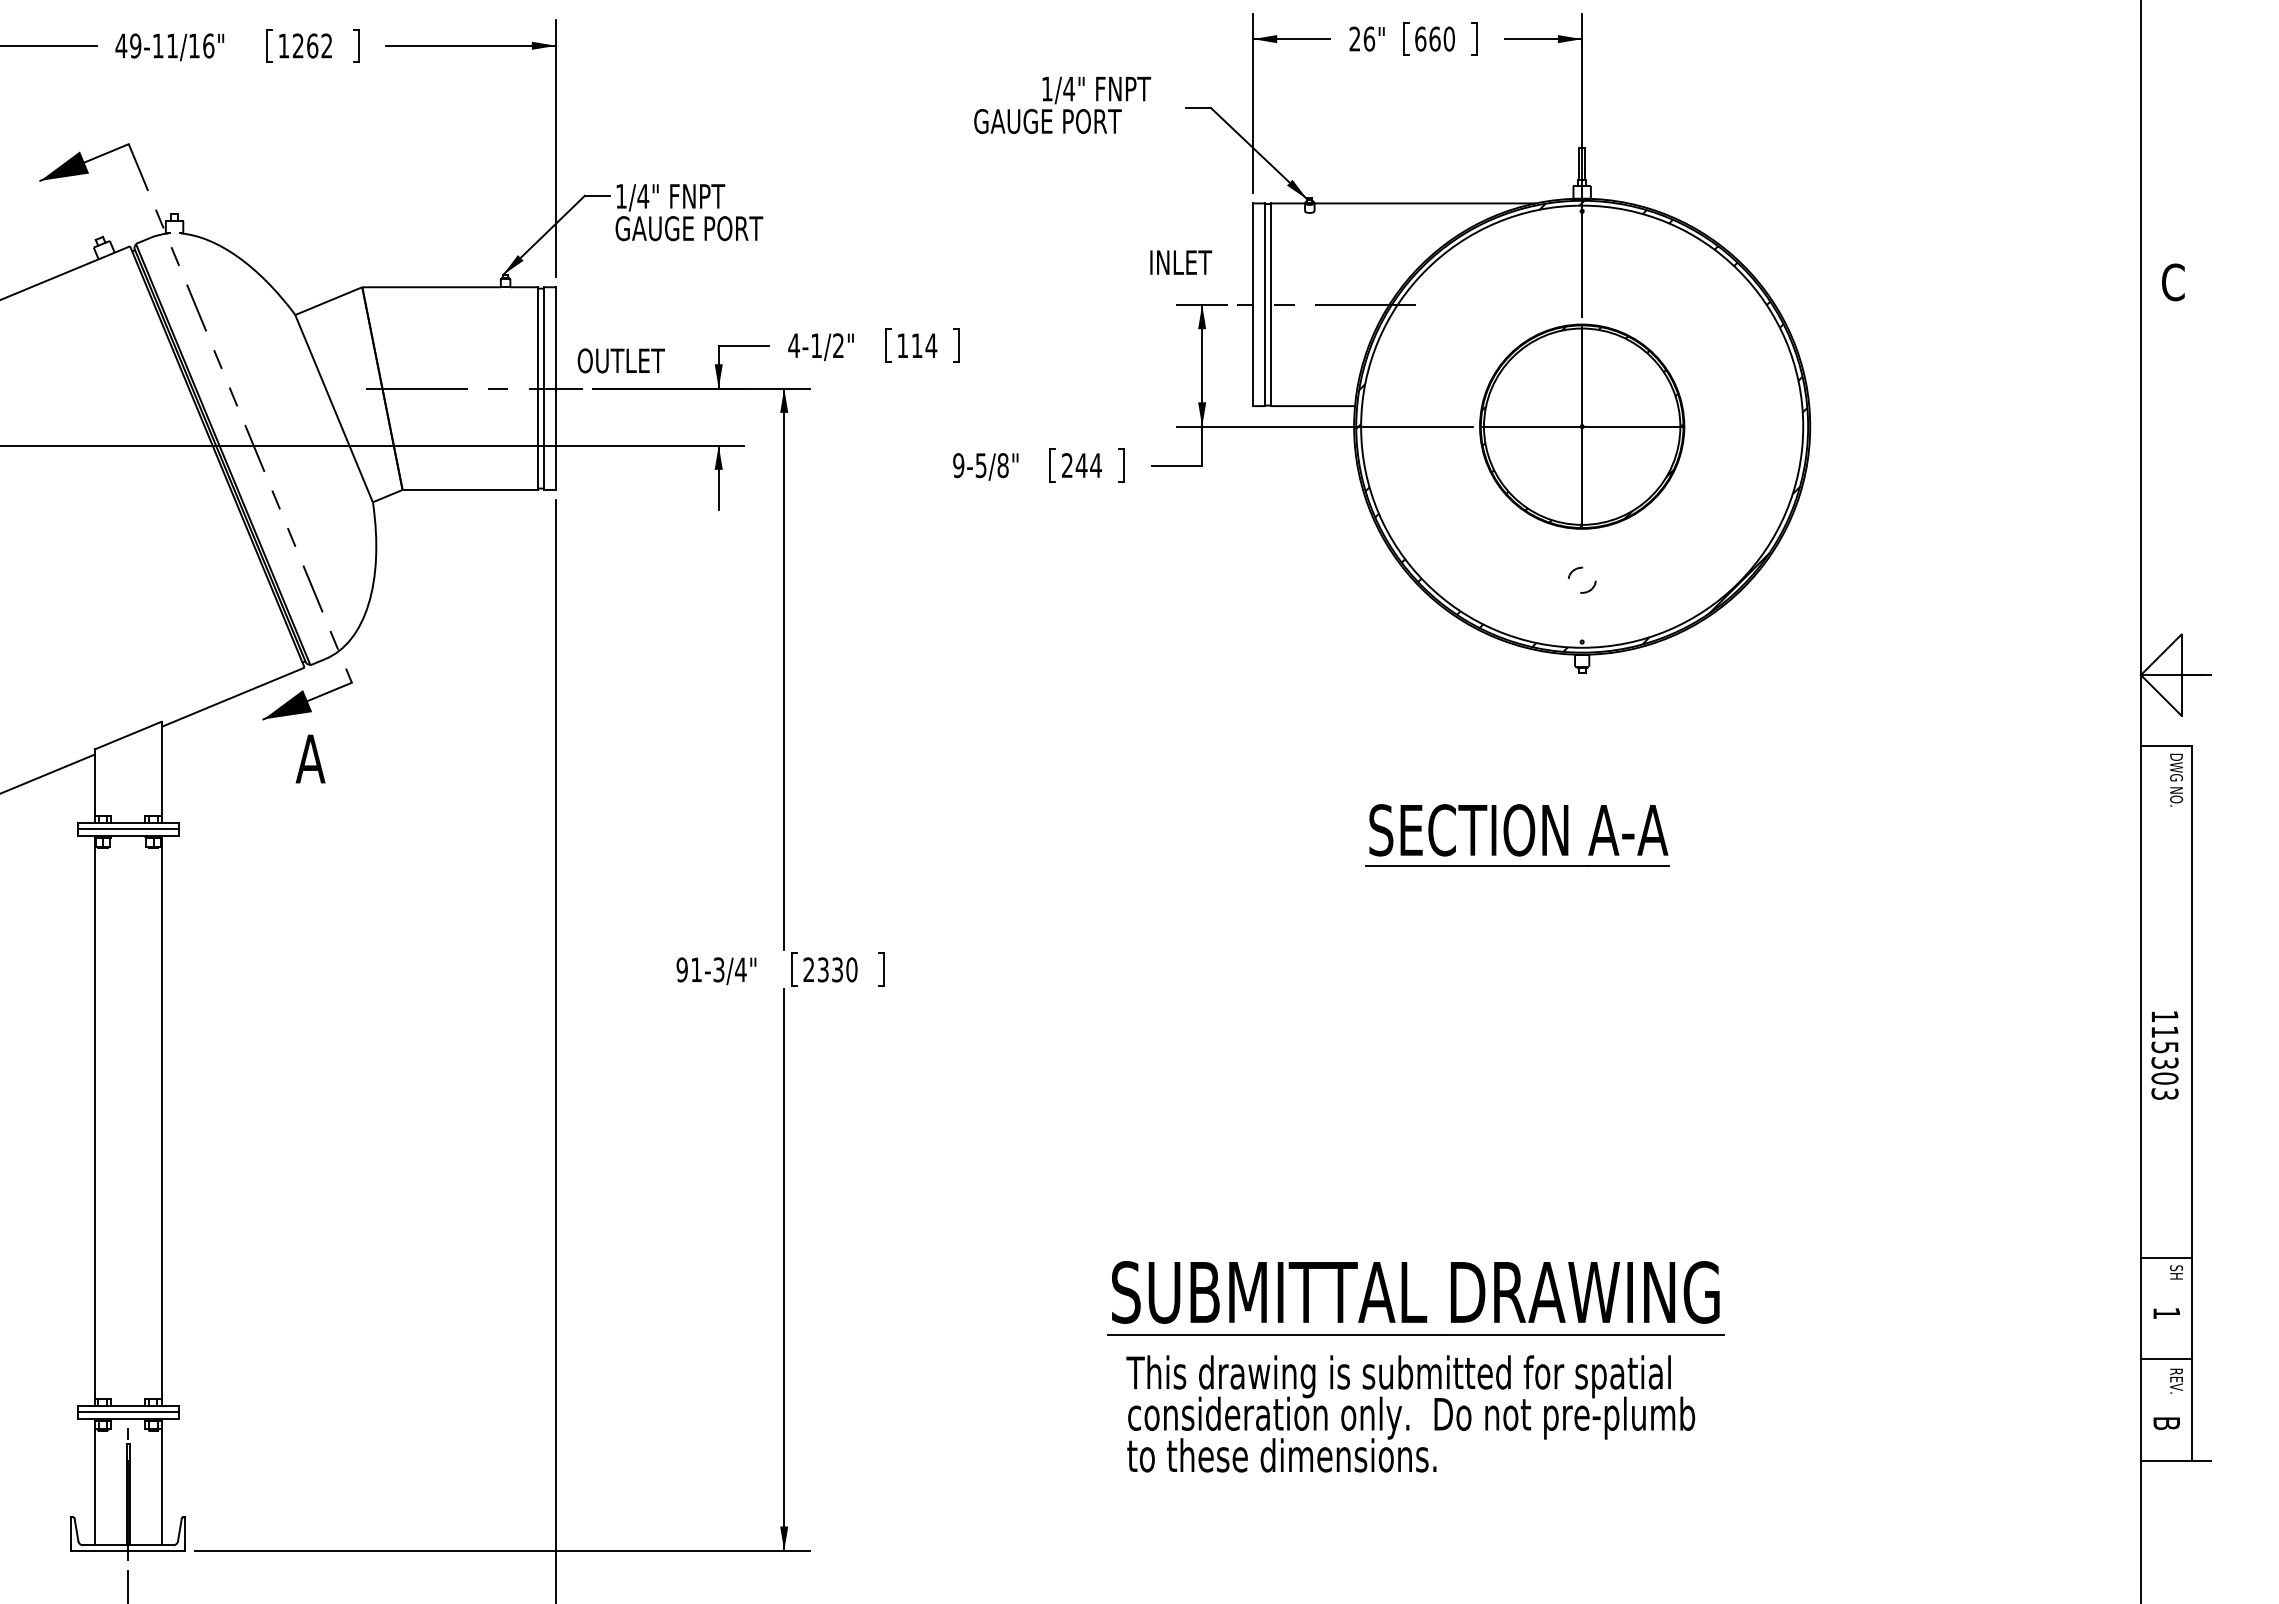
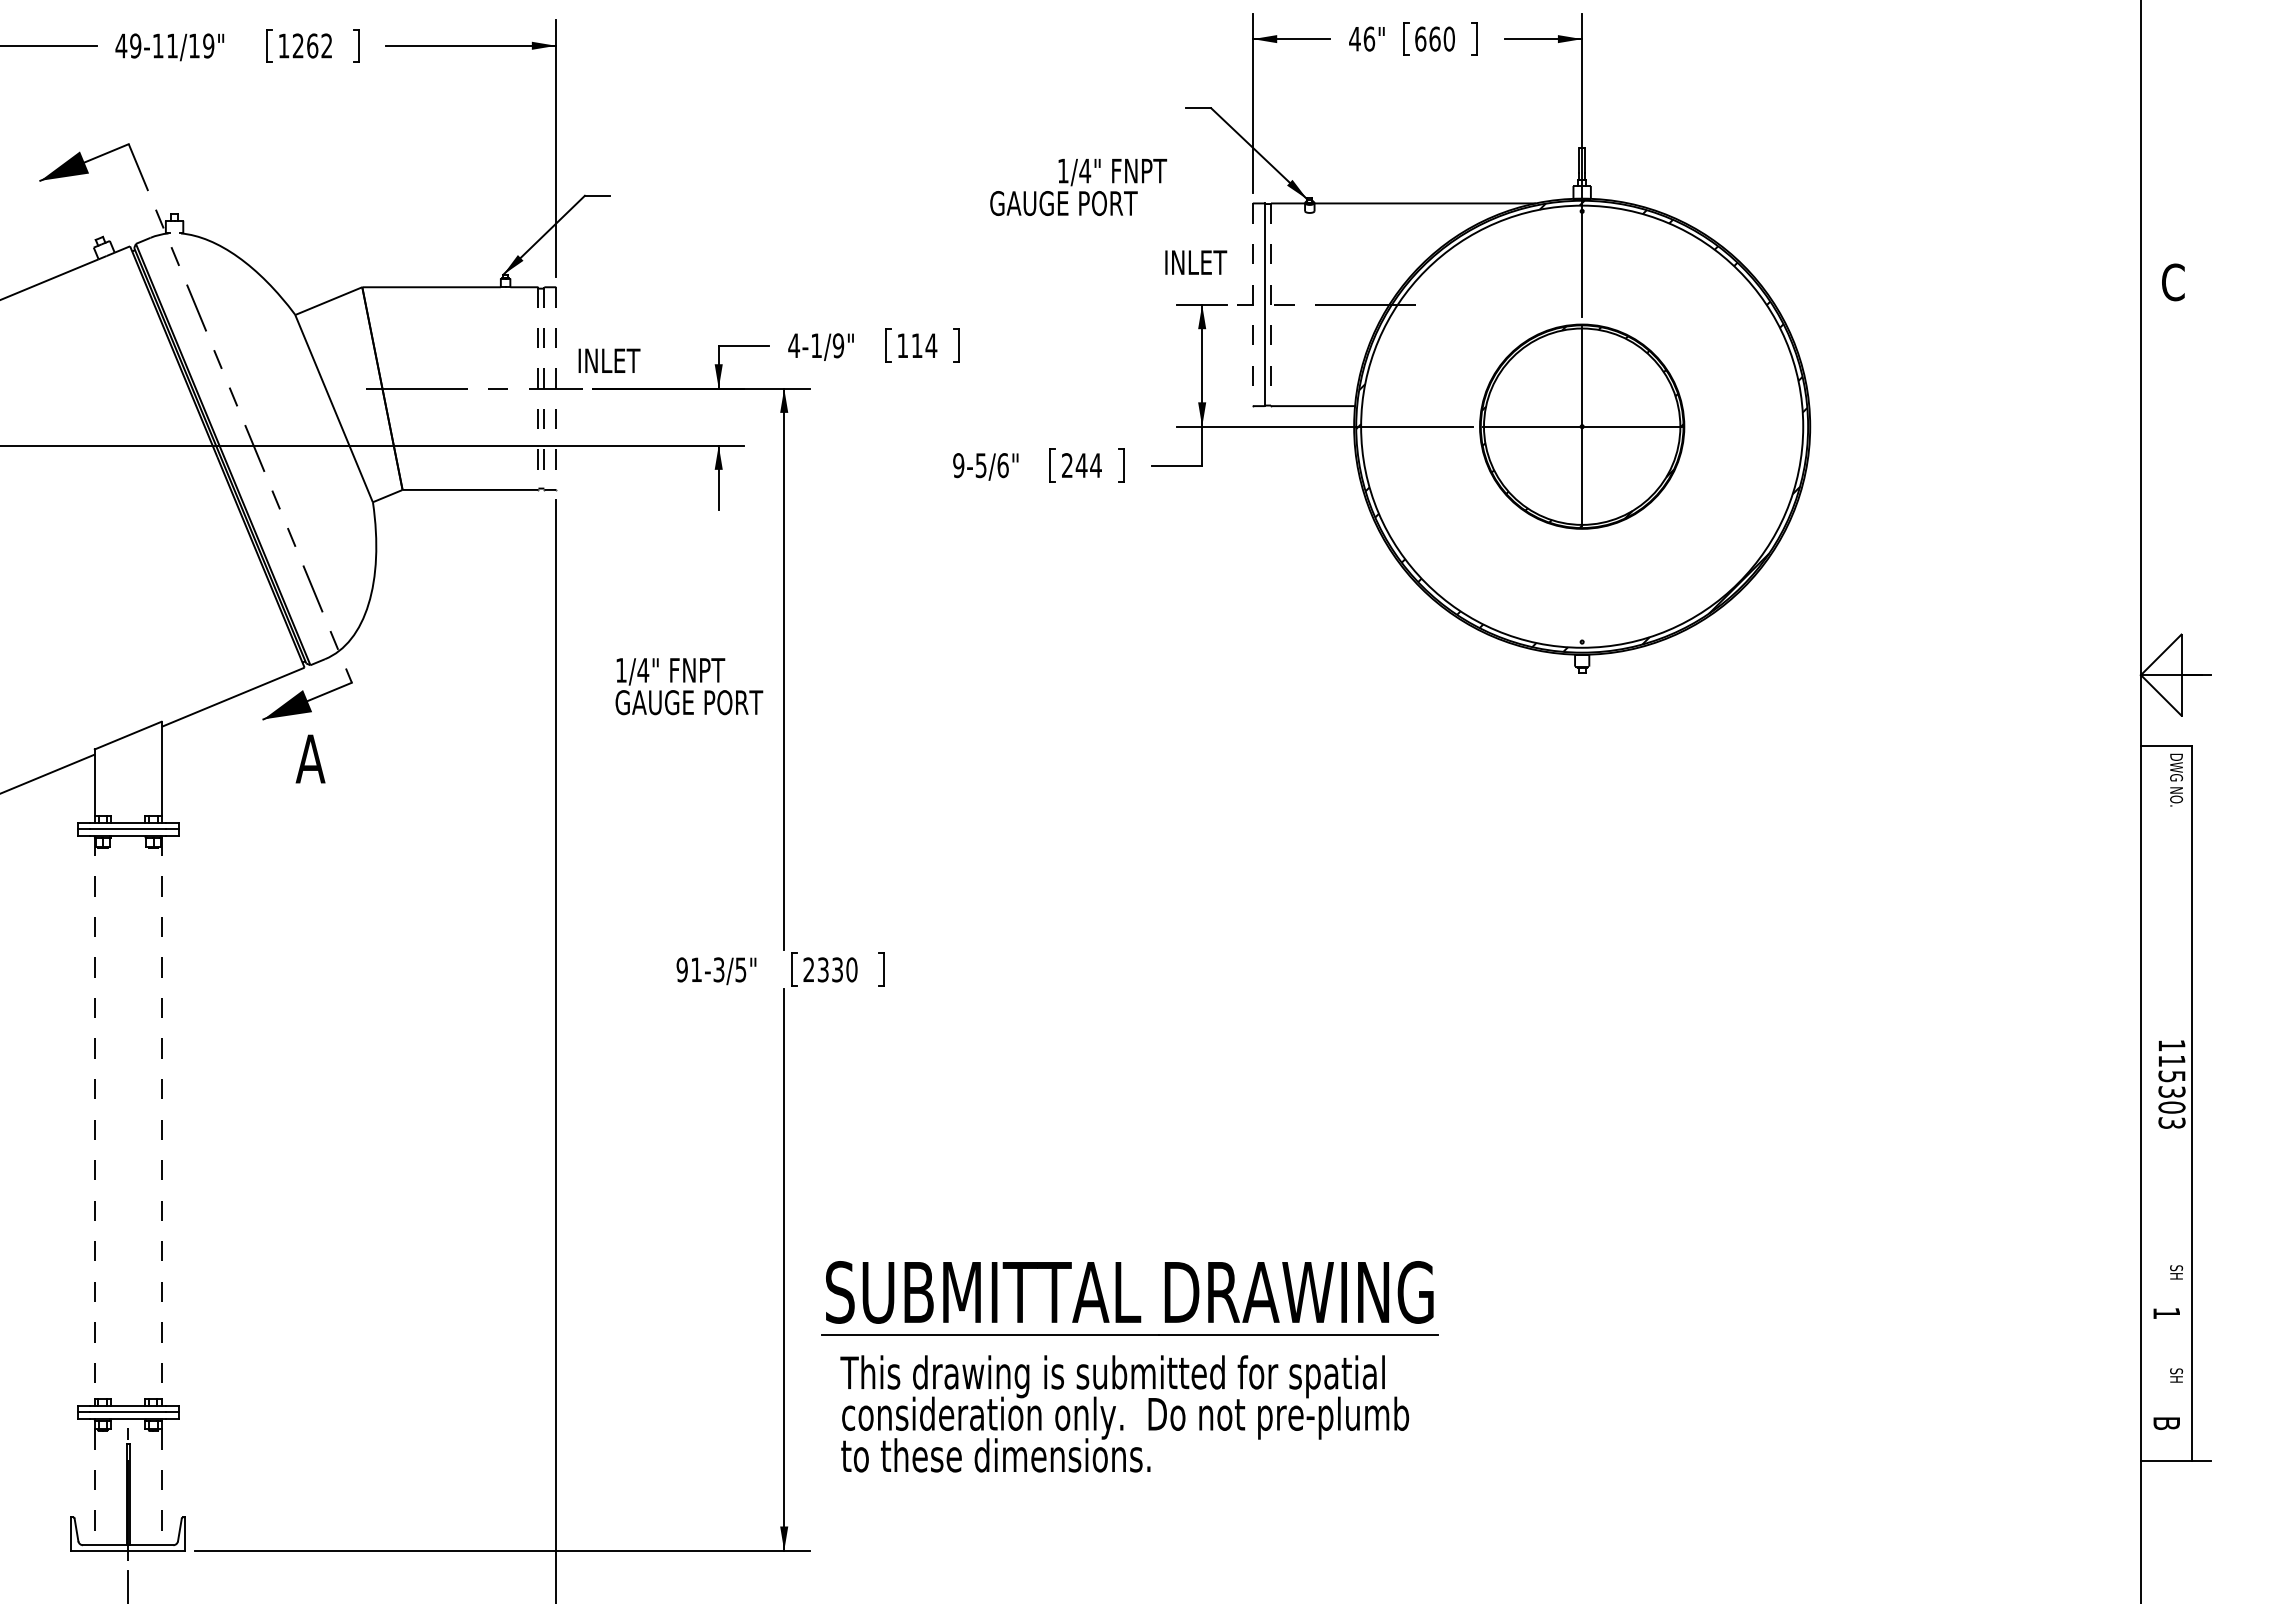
text: 26" -> 46" (1354, 38)
text: 49-11/16" -> 49-11/19" (208, 45)
text position: (1062, 105) -> (1078, 187) (1078, 187)
text position: (689, 212) -> (689, 686) (689, 686)
text position: (1181, 262) -> (1196, 262) (1196, 262)
line: solid -> dashed (1252, 305)
line: solid -> dashed (1271, 305)
text: 4-1/2" -> 4-1/9" (838, 345)
text: OUTLET -> INLET (620, 360)
line: solid -> dashed (538, 389)
line: solid -> dashed (544, 389)
line: solid -> dashed (556, 389)
text: 9-5/8" -> 9-5/6" (1002, 465)
part: present -> none (1578, 569)
part: present -> none (1517, 835)
text: 91-3/4" -> 91-3/5" (740, 969)
text position: (2164, 1055) -> (2171, 1084) (2171, 1084)
line: solid -> dashed (94, 1117)
line: solid -> dashed (161, 1117)
line: present -> none (2165, 1257)
line: present -> none (2165, 1359)
part position: (1415, 1366) -> (1129, 1366) (1129, 1366)
text: REV. -> SH (2176, 1380)
line: solid -> dashed (94, 1487)
line: solid -> dashed (161, 1487)
